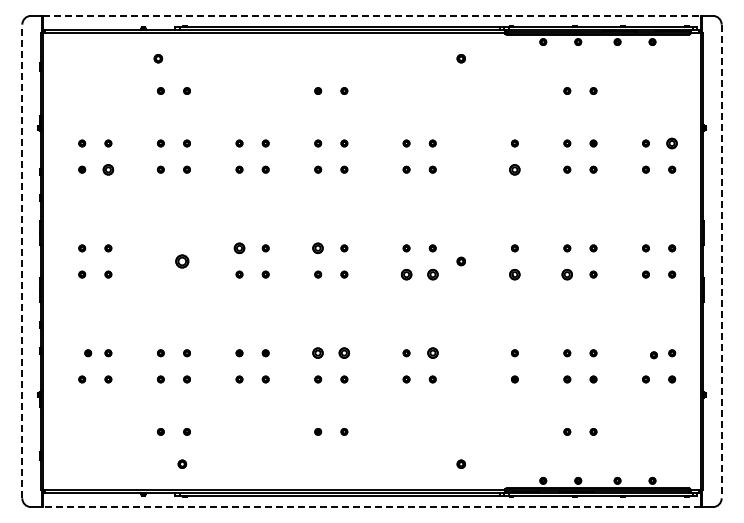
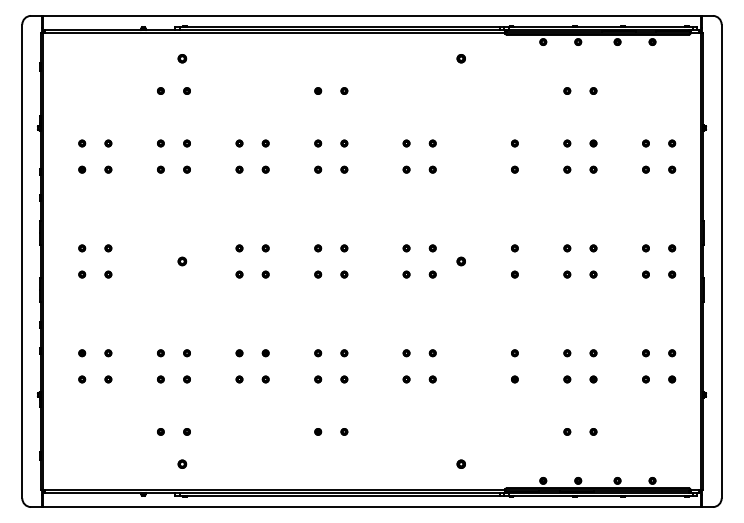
line: dashed -> solid (372, 15)
part position: (158, 58) -> (182, 58) (182, 58)
part size: 12x13 px -> 9x9 px (672, 143)
part size: 13x12 px -> 9x9 px (108, 169)
part size: 12x12 px -> 8x9 px (514, 169)
part size: 13x12 px -> 9x9 px (239, 248)
part size: 12x12 px -> 9x9 px (318, 248)
line: dashed -> solid (22, 261)
part size: 15x15 px -> 11x11 px (182, 261)
line: dashed -> solid (721, 261)
part size: 13x12 px -> 9x9 px (406, 274)
part size: 12x12 px -> 9x9 px (432, 274)
part size: 12x12 px -> 8x9 px (514, 274)
part size: 12x12 px -> 9x9 px (567, 274)
part size: 12x12 px -> 9x9 px (318, 353)
part size: 12x12 px -> 9x9 px (344, 353)
part size: 12x12 px -> 9x9 px (432, 353)
part position: (88, 353) -> (82, 353) (82, 353)
part position: (653, 355) -> (645, 353) (645, 353)
line: dashed -> solid (371, 507)
